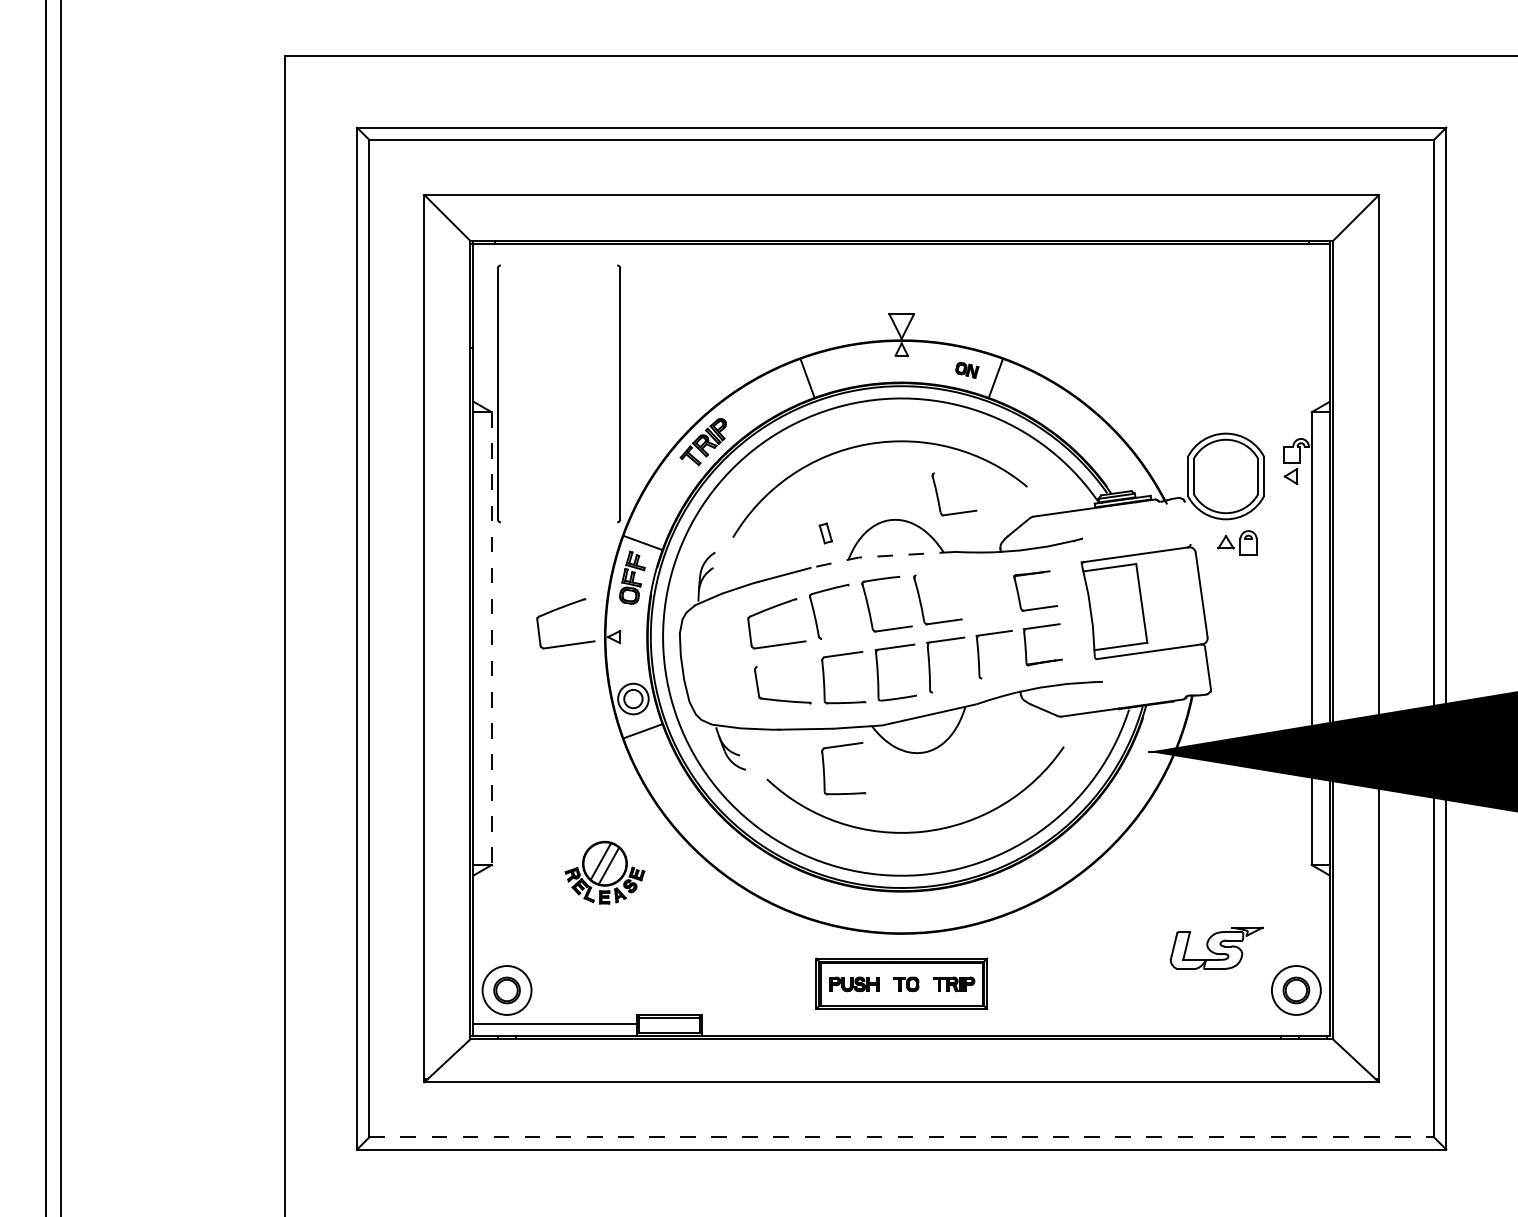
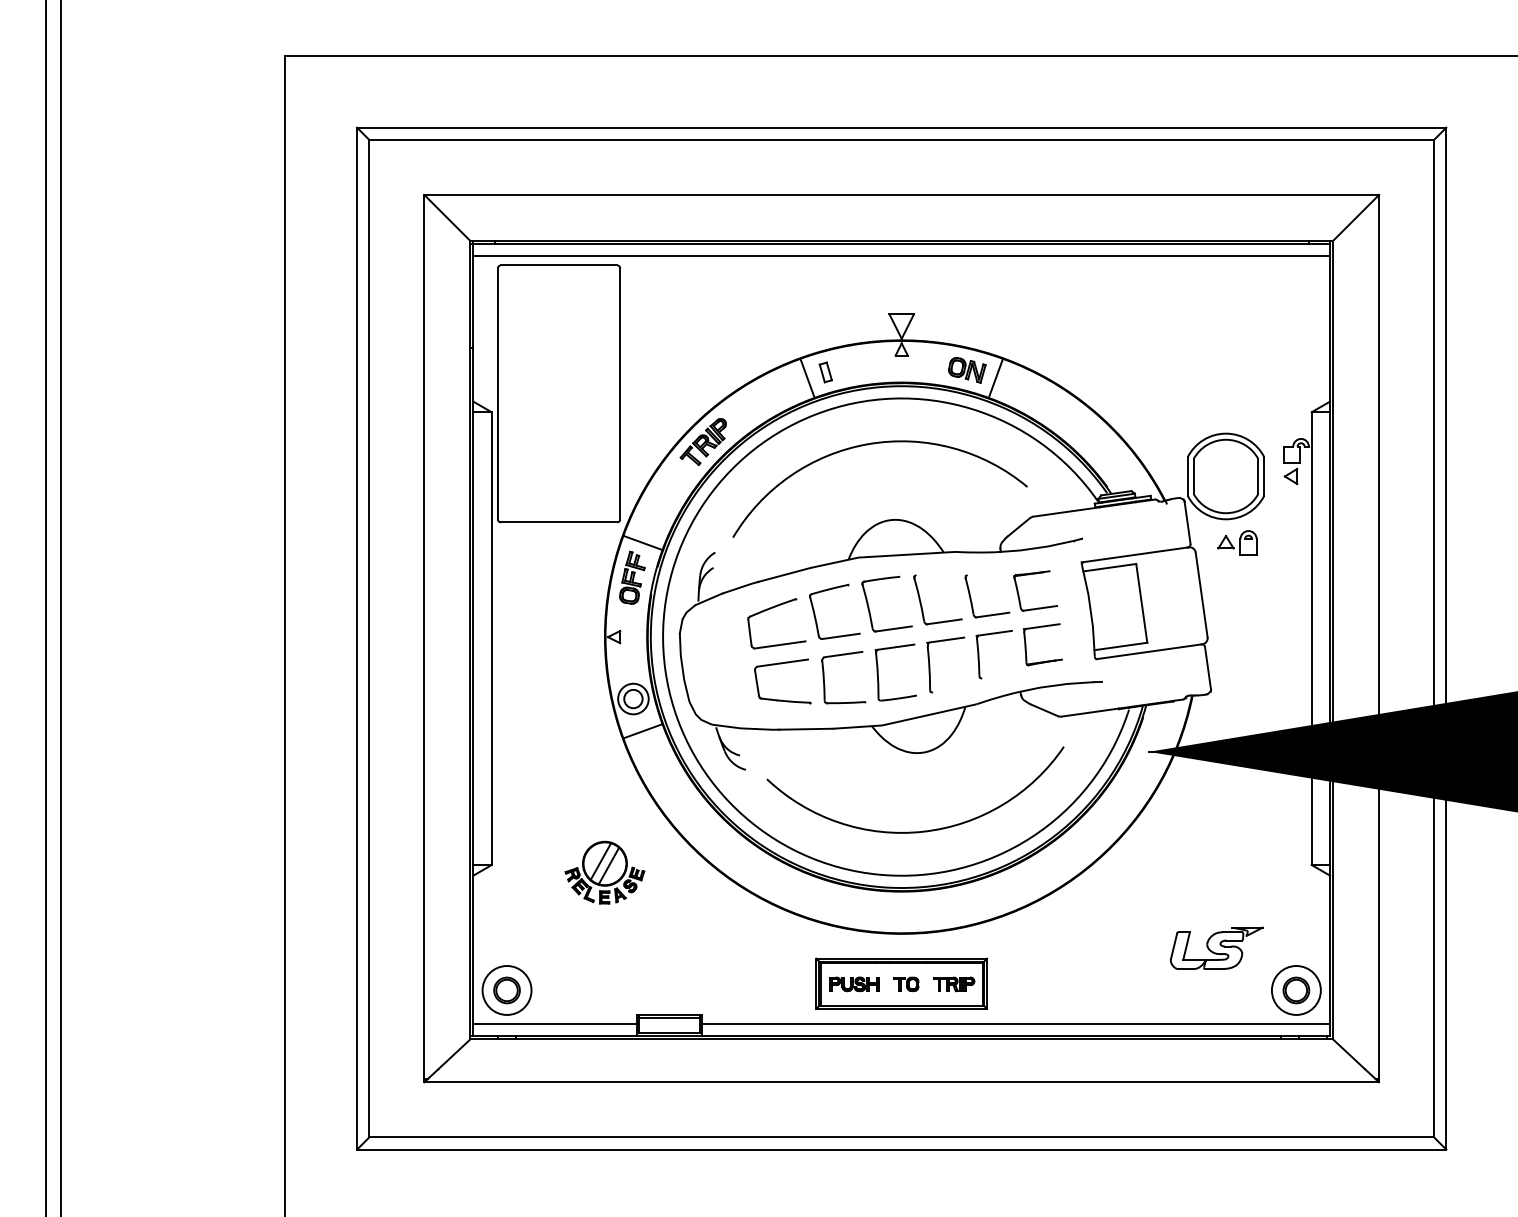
line: none -> present (901, 256)
line: none -> present (558, 265)
part size: 25x17 px -> 39x27 px (967, 370)
part position: (938, 495) -> (971, 597) (971, 597)
line: none -> present (558, 522)
line: none -> present (1187, 522)
part position: (825, 533) -> (825, 372) (825, 372)
line: dashed -> solid (881, 556)
part: present -> none (559, 609)
line: none -> present (840, 636)
line: dashed -> solid (491, 639)
line: none -> present (782, 662)
part: present -> none (824, 768)
line: none -> present (1015, 1024)
line: dashed -> solid (902, 1137)
